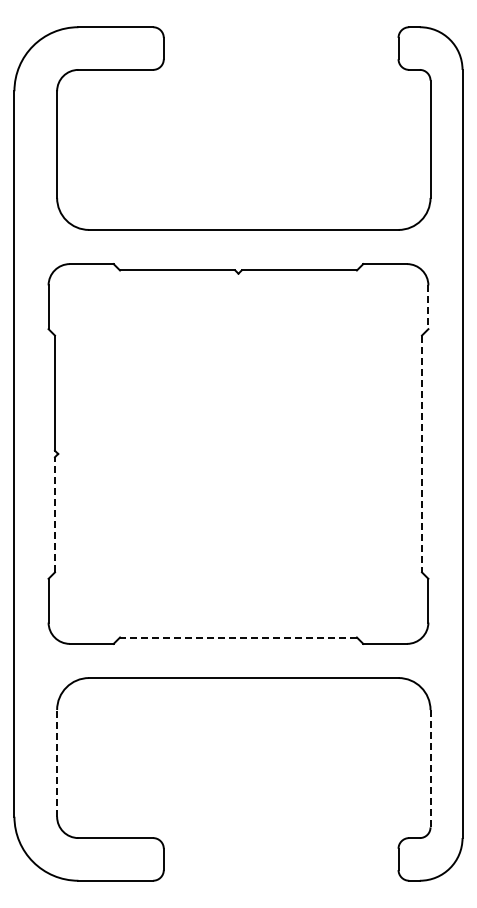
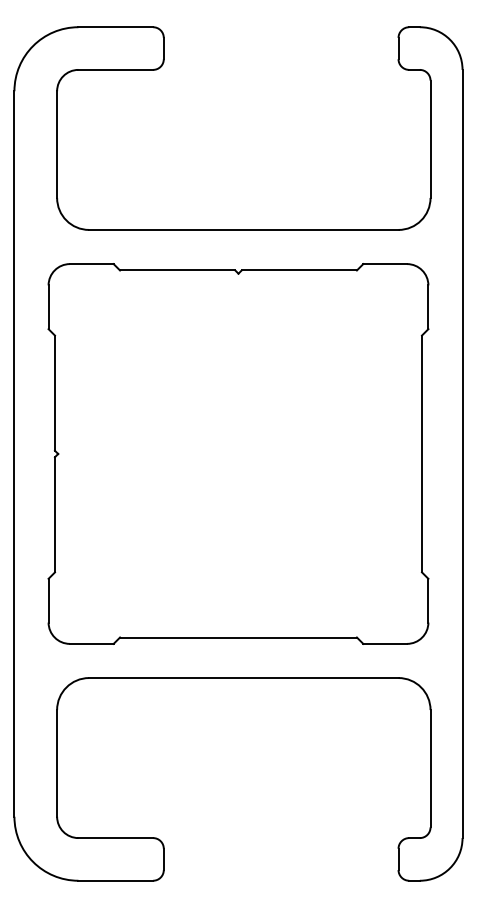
line: dashed -> solid (428, 307)
line: dashed -> solid (422, 454)
line: dashed -> solid (54, 514)
line: dashed -> solid (238, 637)
line: dashed -> solid (57, 762)
line: dashed -> solid (430, 768)
